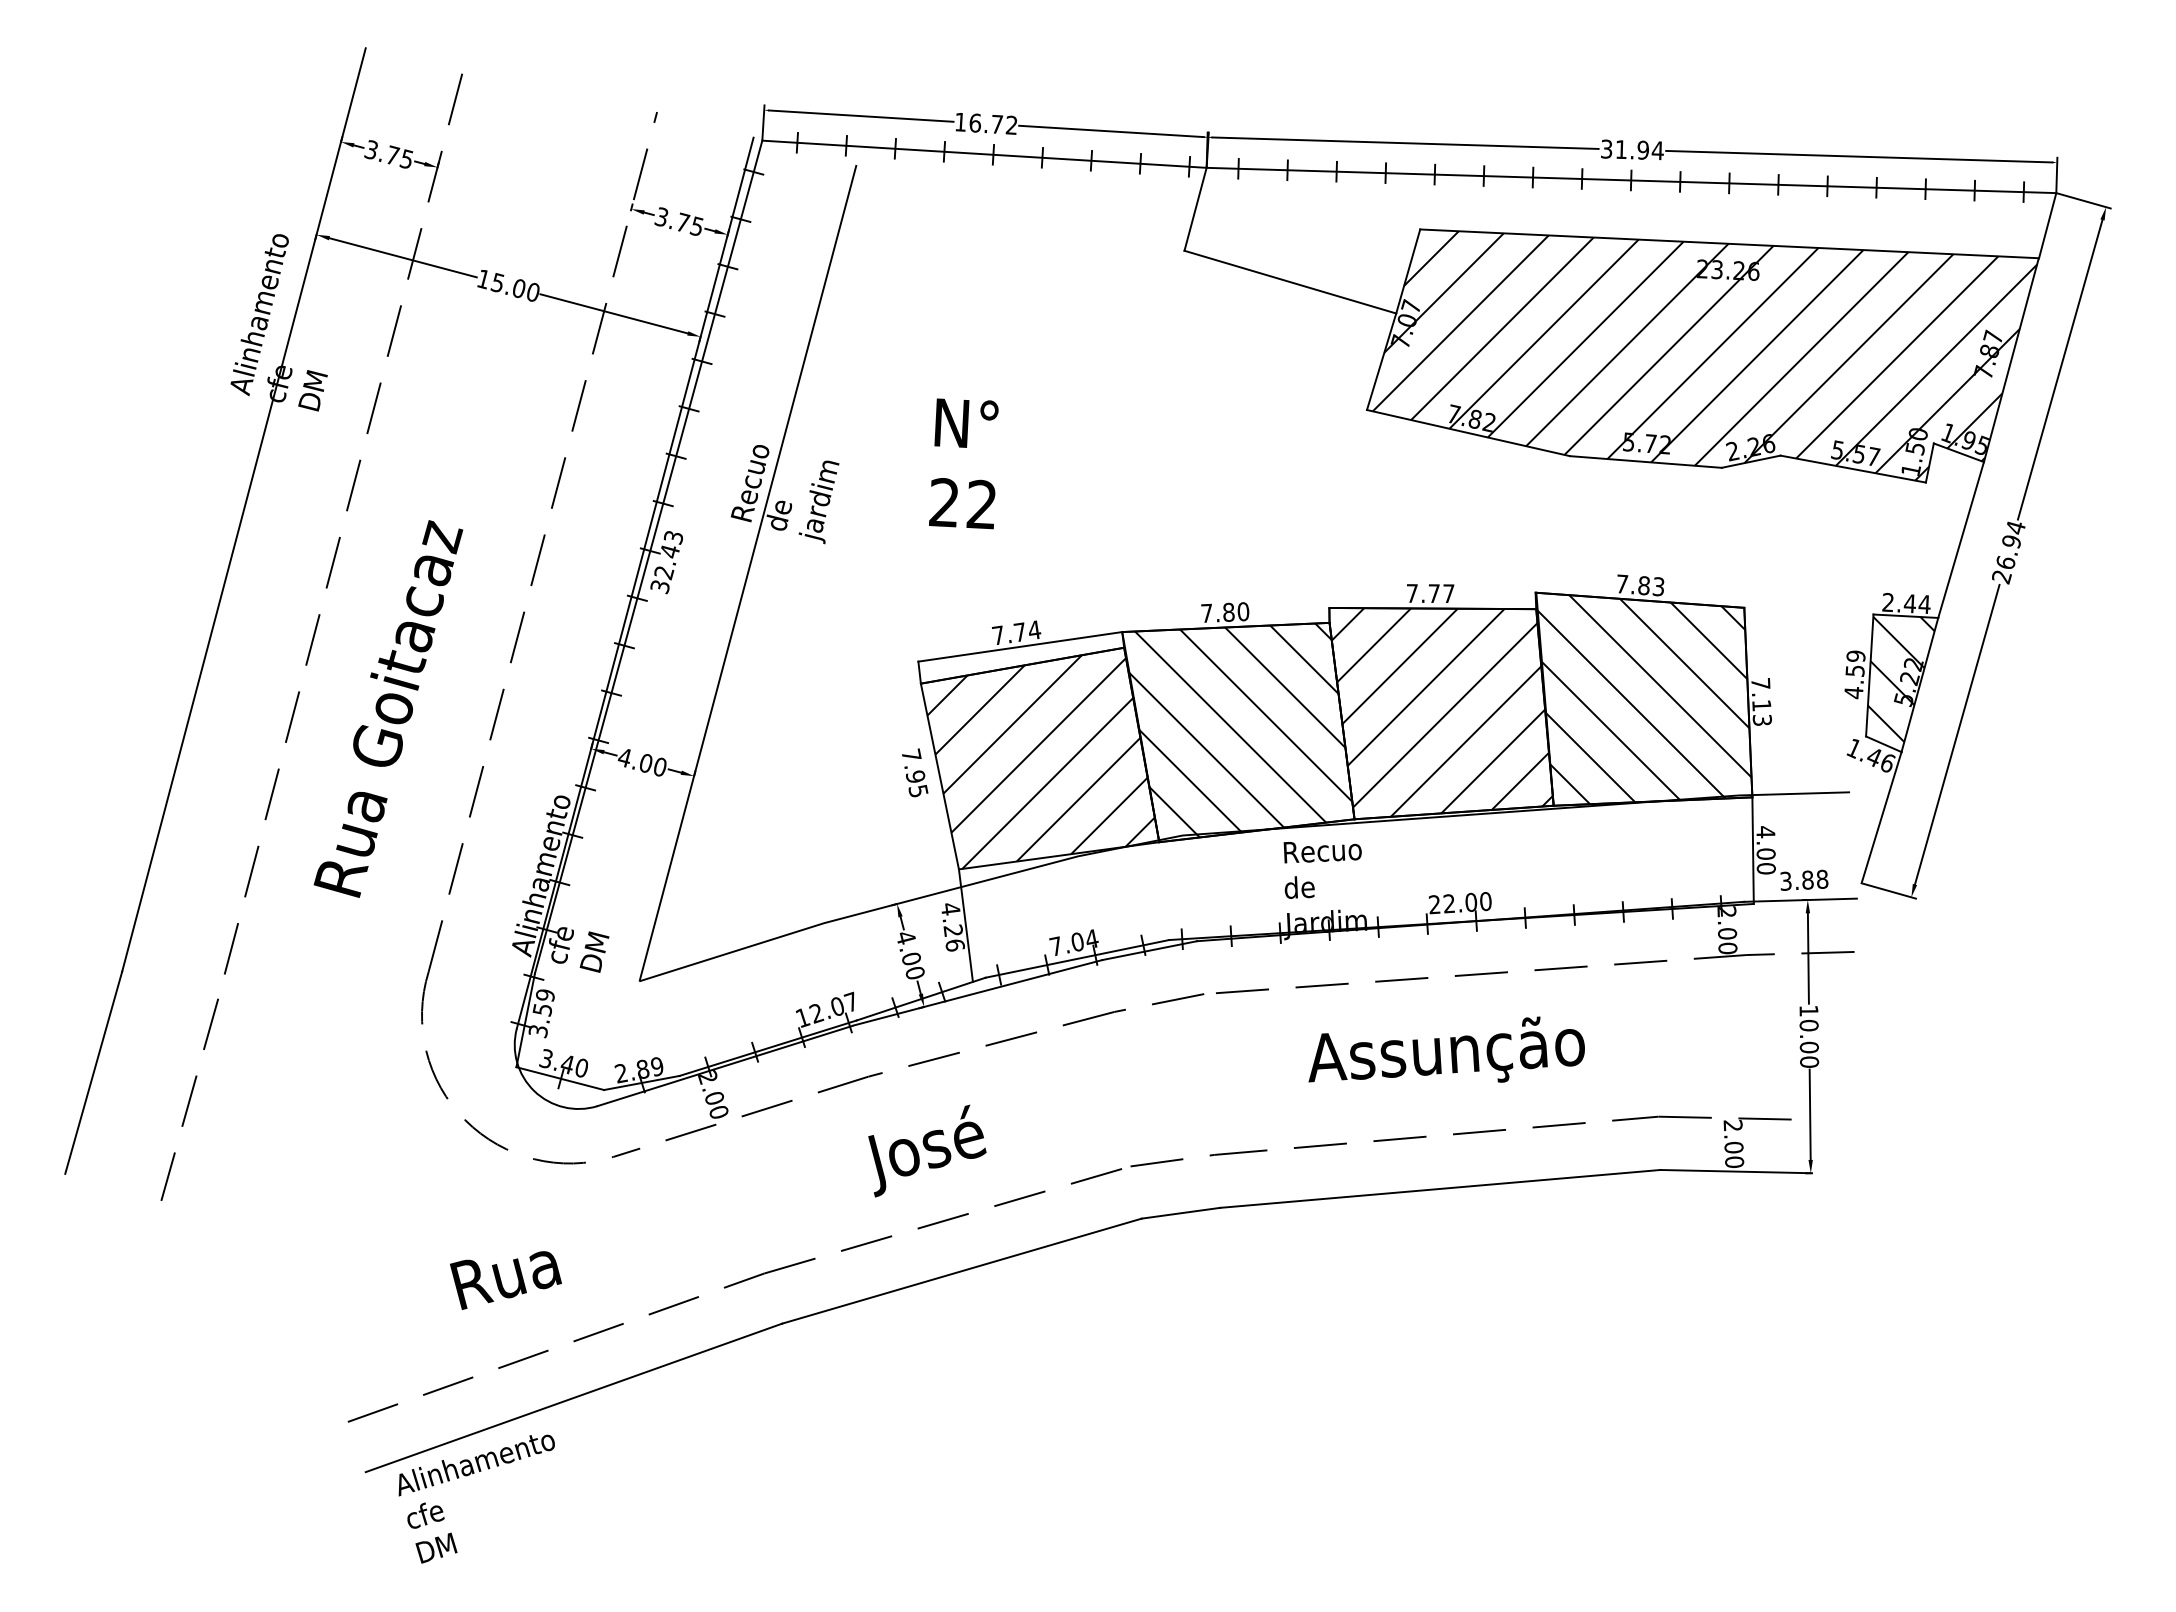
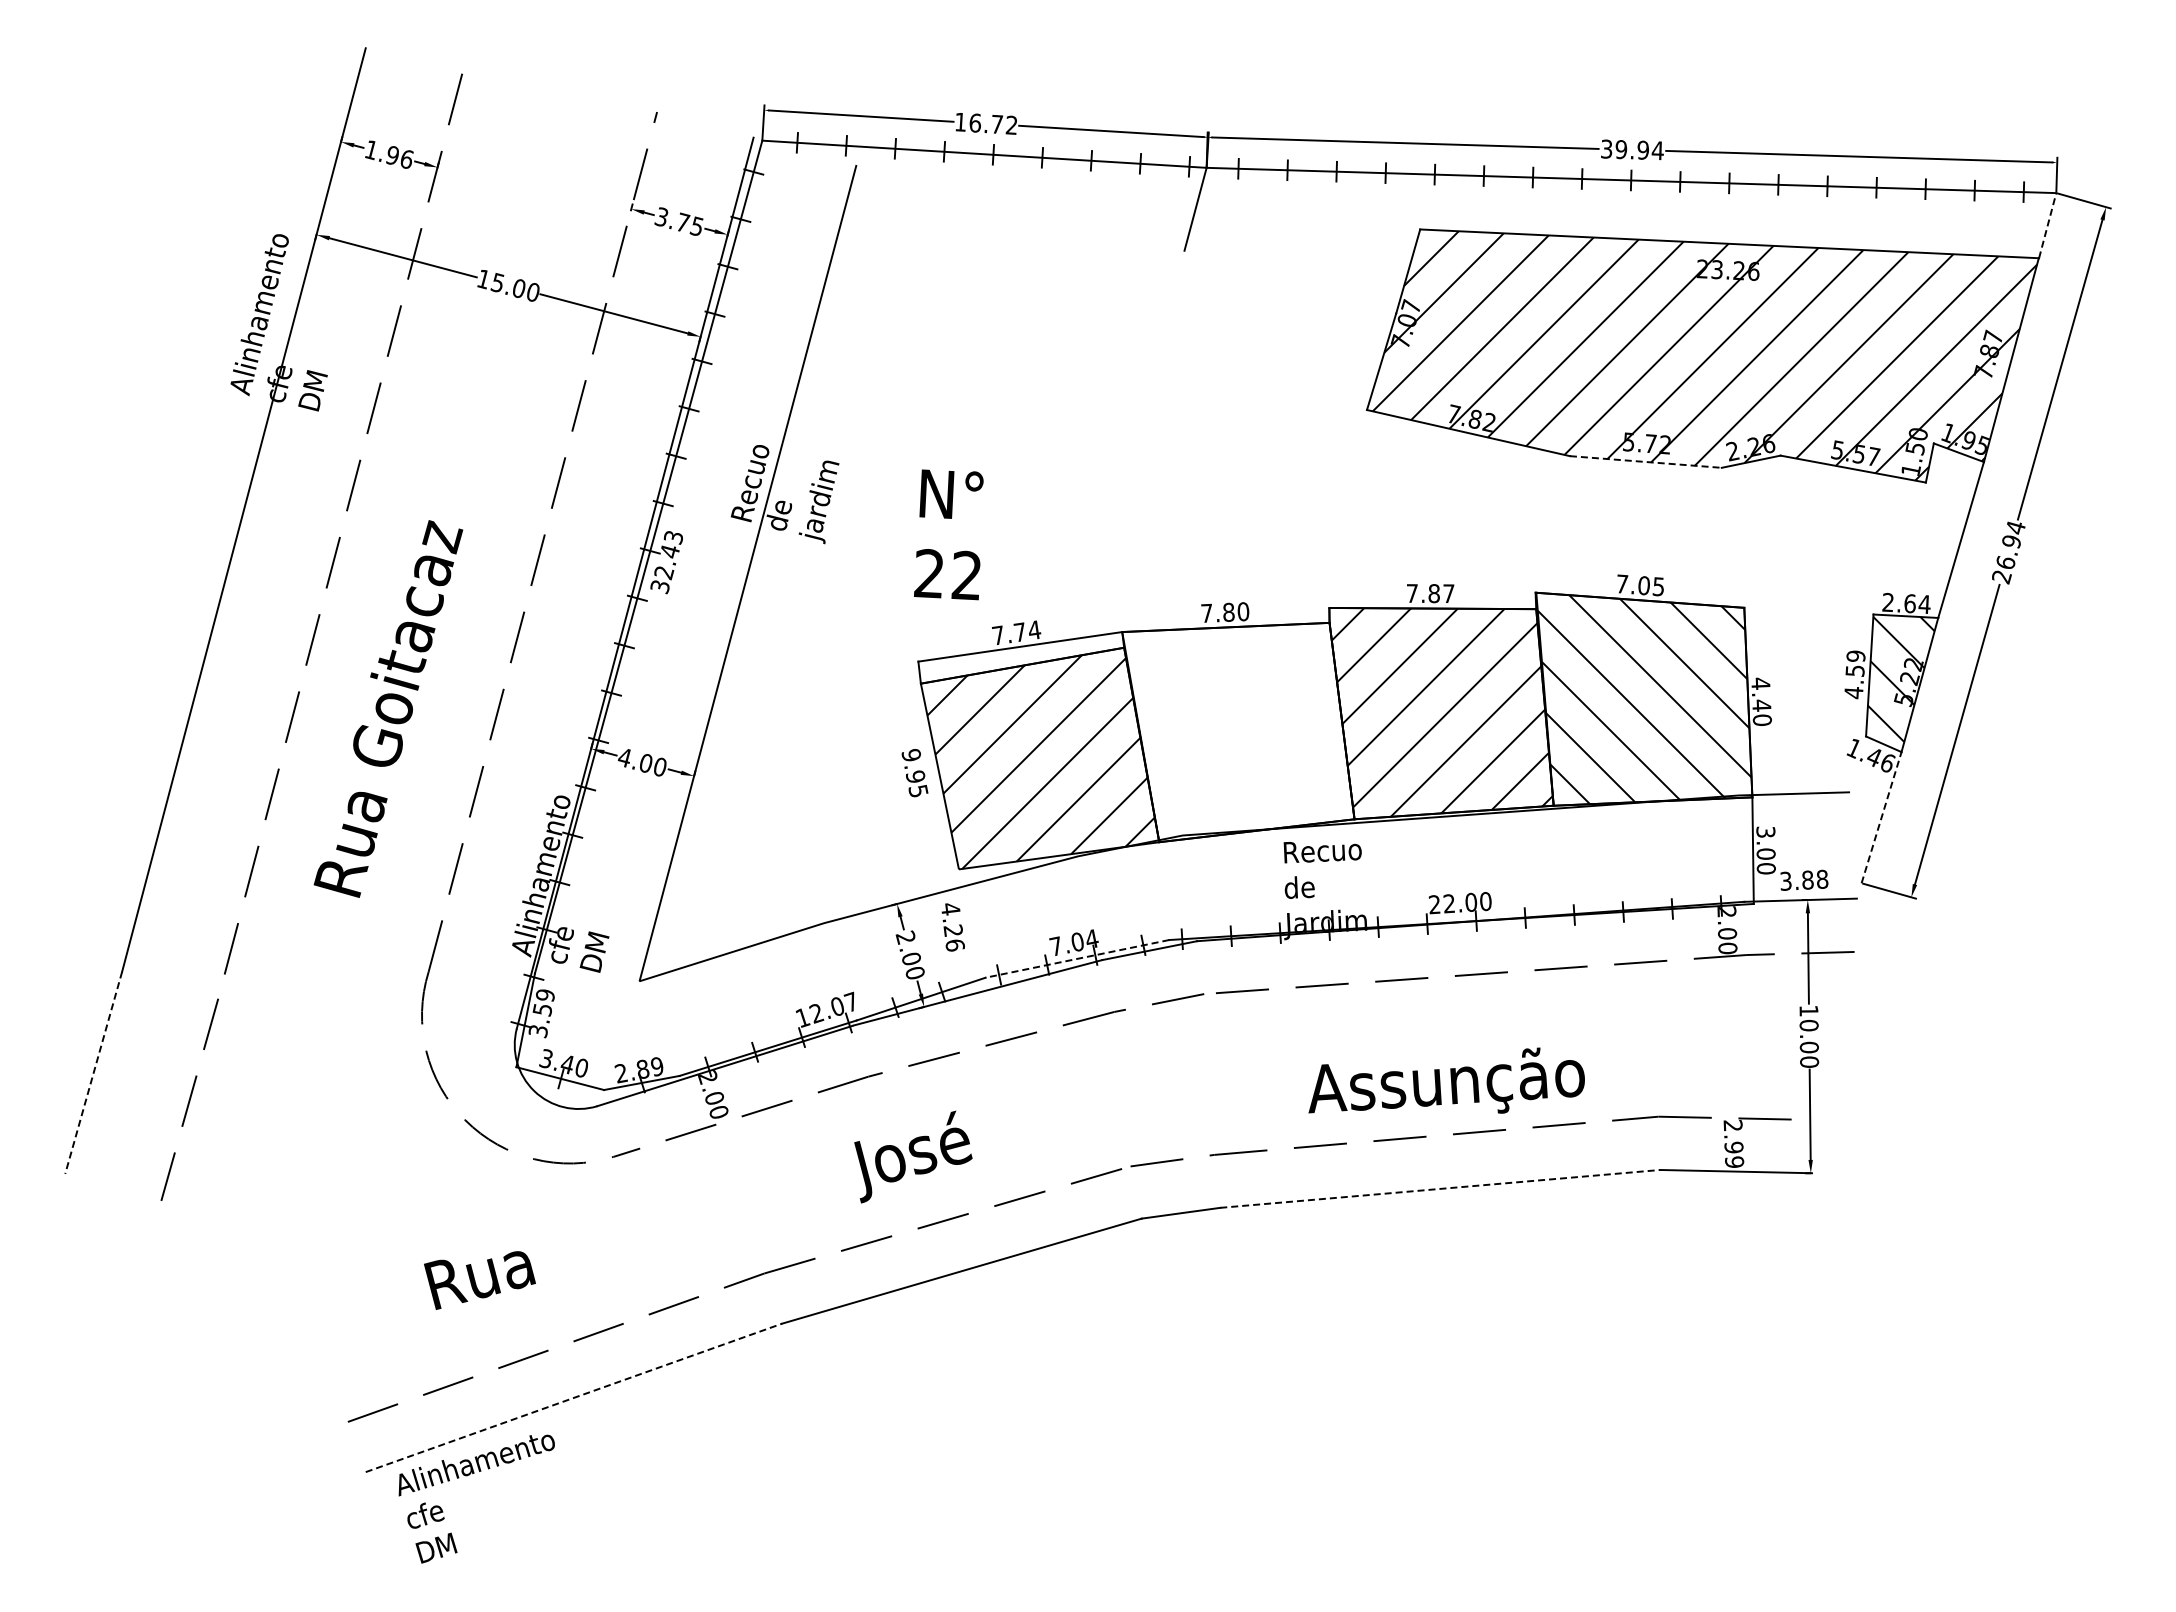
text: 31.94 -> 39.94 (1621, 149)
text: 3.75 -> 1.96 (388, 154)
line: solid -> dashed (2047, 225)
line: present -> none (1290, 281)
line: solid -> dashed (1646, 462)
text position: (963, 463) -> (948, 534) (948, 534)
text: 7.83 -> 7.05 (1651, 585)
text: 7.77 -> 7.87 (1433, 593)
text: 2.44 -> 2.64 (1909, 603)
text: 7.13 -> 4.40 (1761, 701)
hatch: present -> none (1240, 730)
text: 7.95 -> 9.95 (911, 754)
line: solid -> dashed (1881, 817)
text: 4.00 -> 3.00 (1765, 832)
line: present -> none (965, 925)
text: 4.00 -> 2.00 (905, 937)
line: solid -> dashed (1077, 958)
text position: (1446, 1049) -> (1446, 1080) (1446, 1080)
line: solid -> dashed (93, 1073)
text position: (927, 1150) -> (913, 1156) (913, 1156)
text: 2.00 -> 2.99 (1733, 1154)
line: solid -> dashed (1440, 1188)
text position: (505, 1280) -> (479, 1280) (479, 1280)
line: solid -> dashed (574, 1397)
